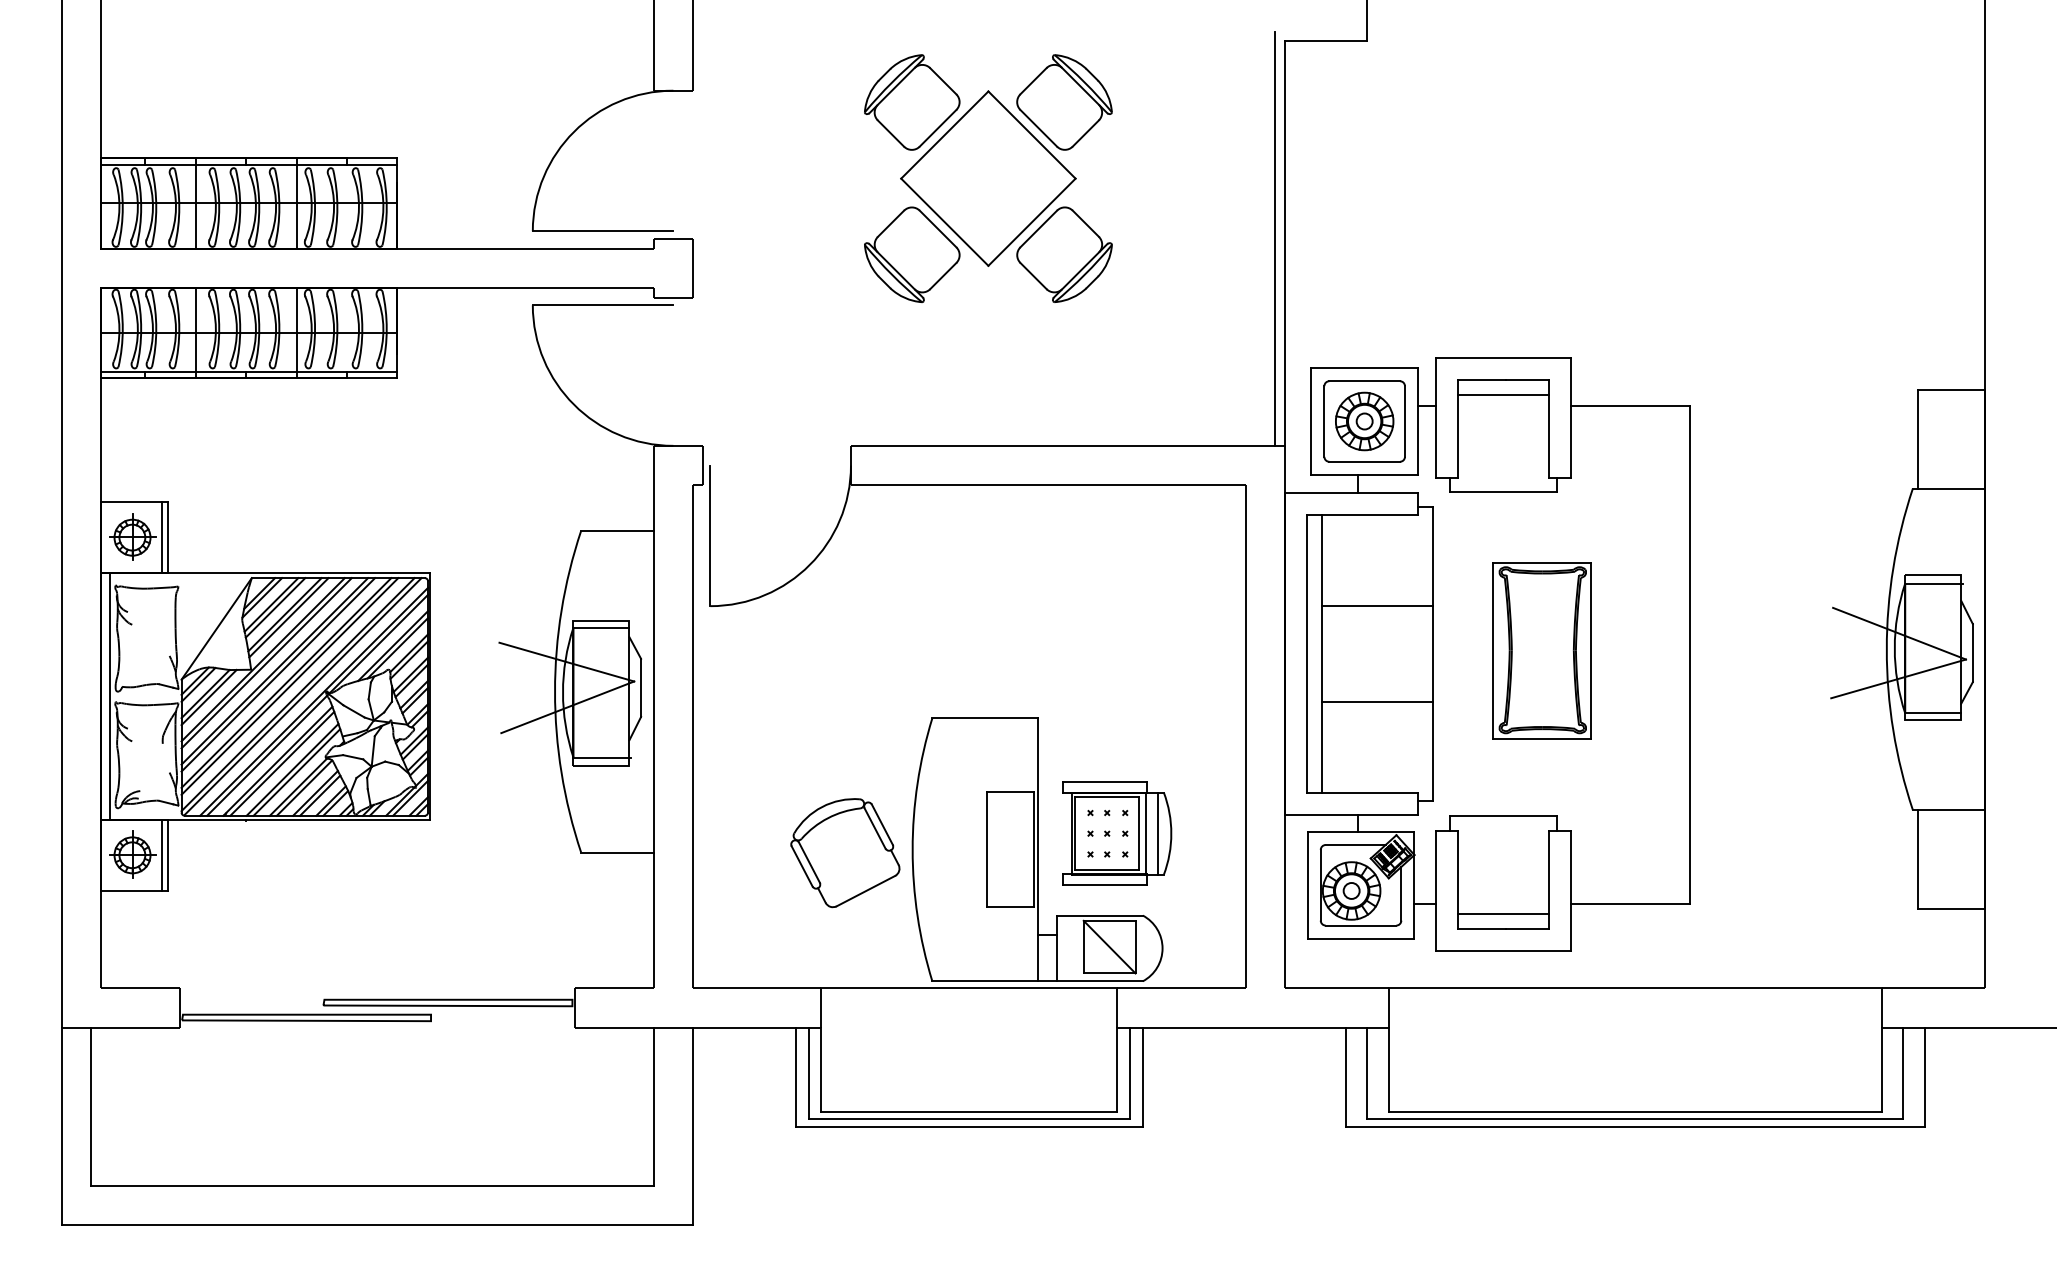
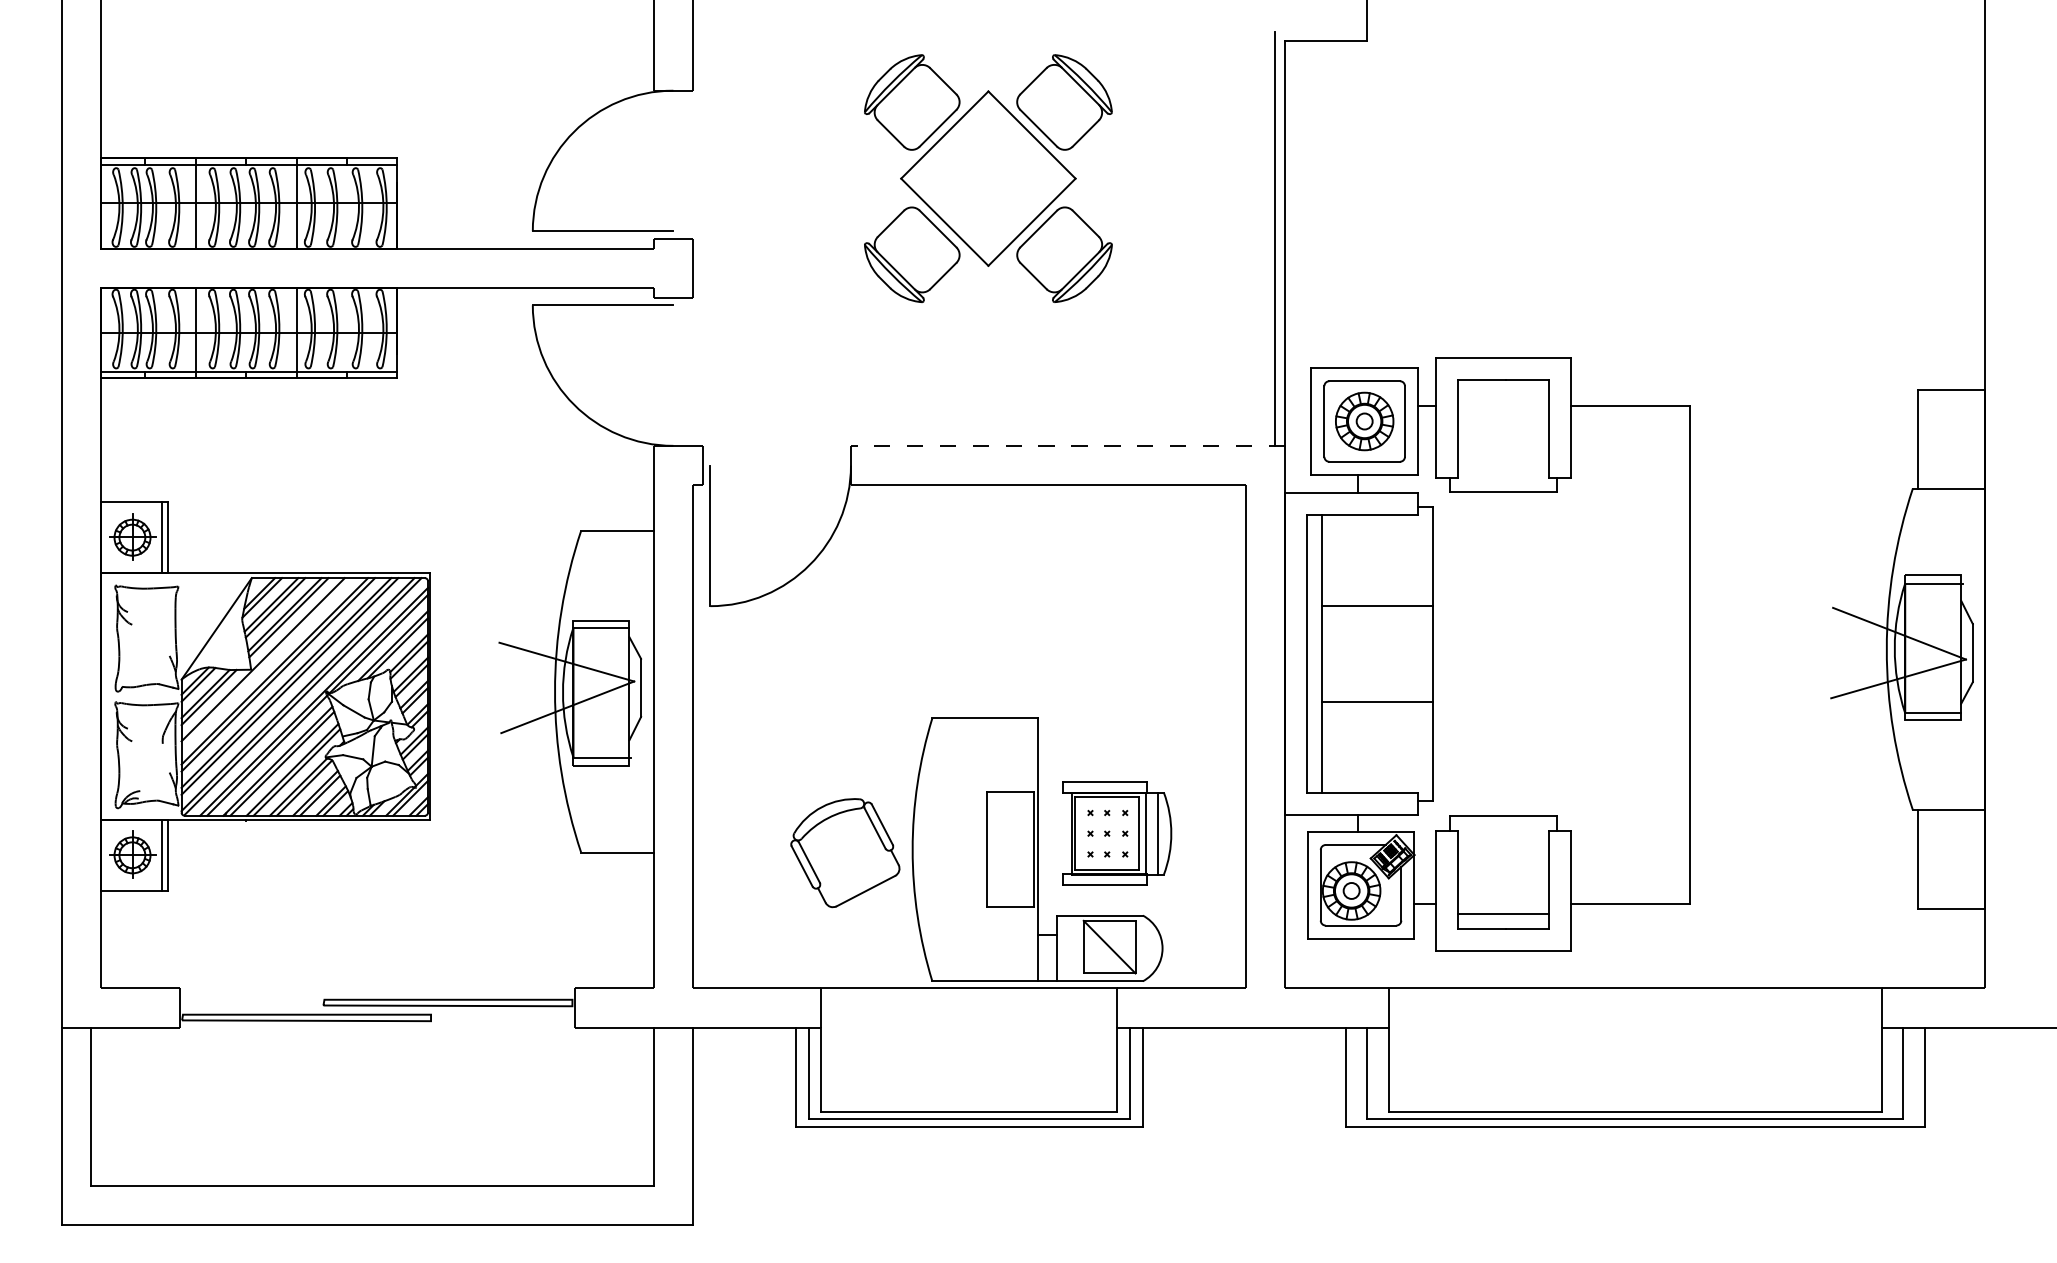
line: present -> none (1503, 394)
line: solid -> dashed (1067, 445)
part: present -> none (1541, 650)
line: present -> none (266, 663)
line: present -> none (109, 696)
